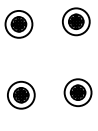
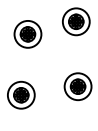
part position: (18, 24) -> (27, 34) (27, 34)
part position: (77, 92) -> (77, 86) (77, 86)
